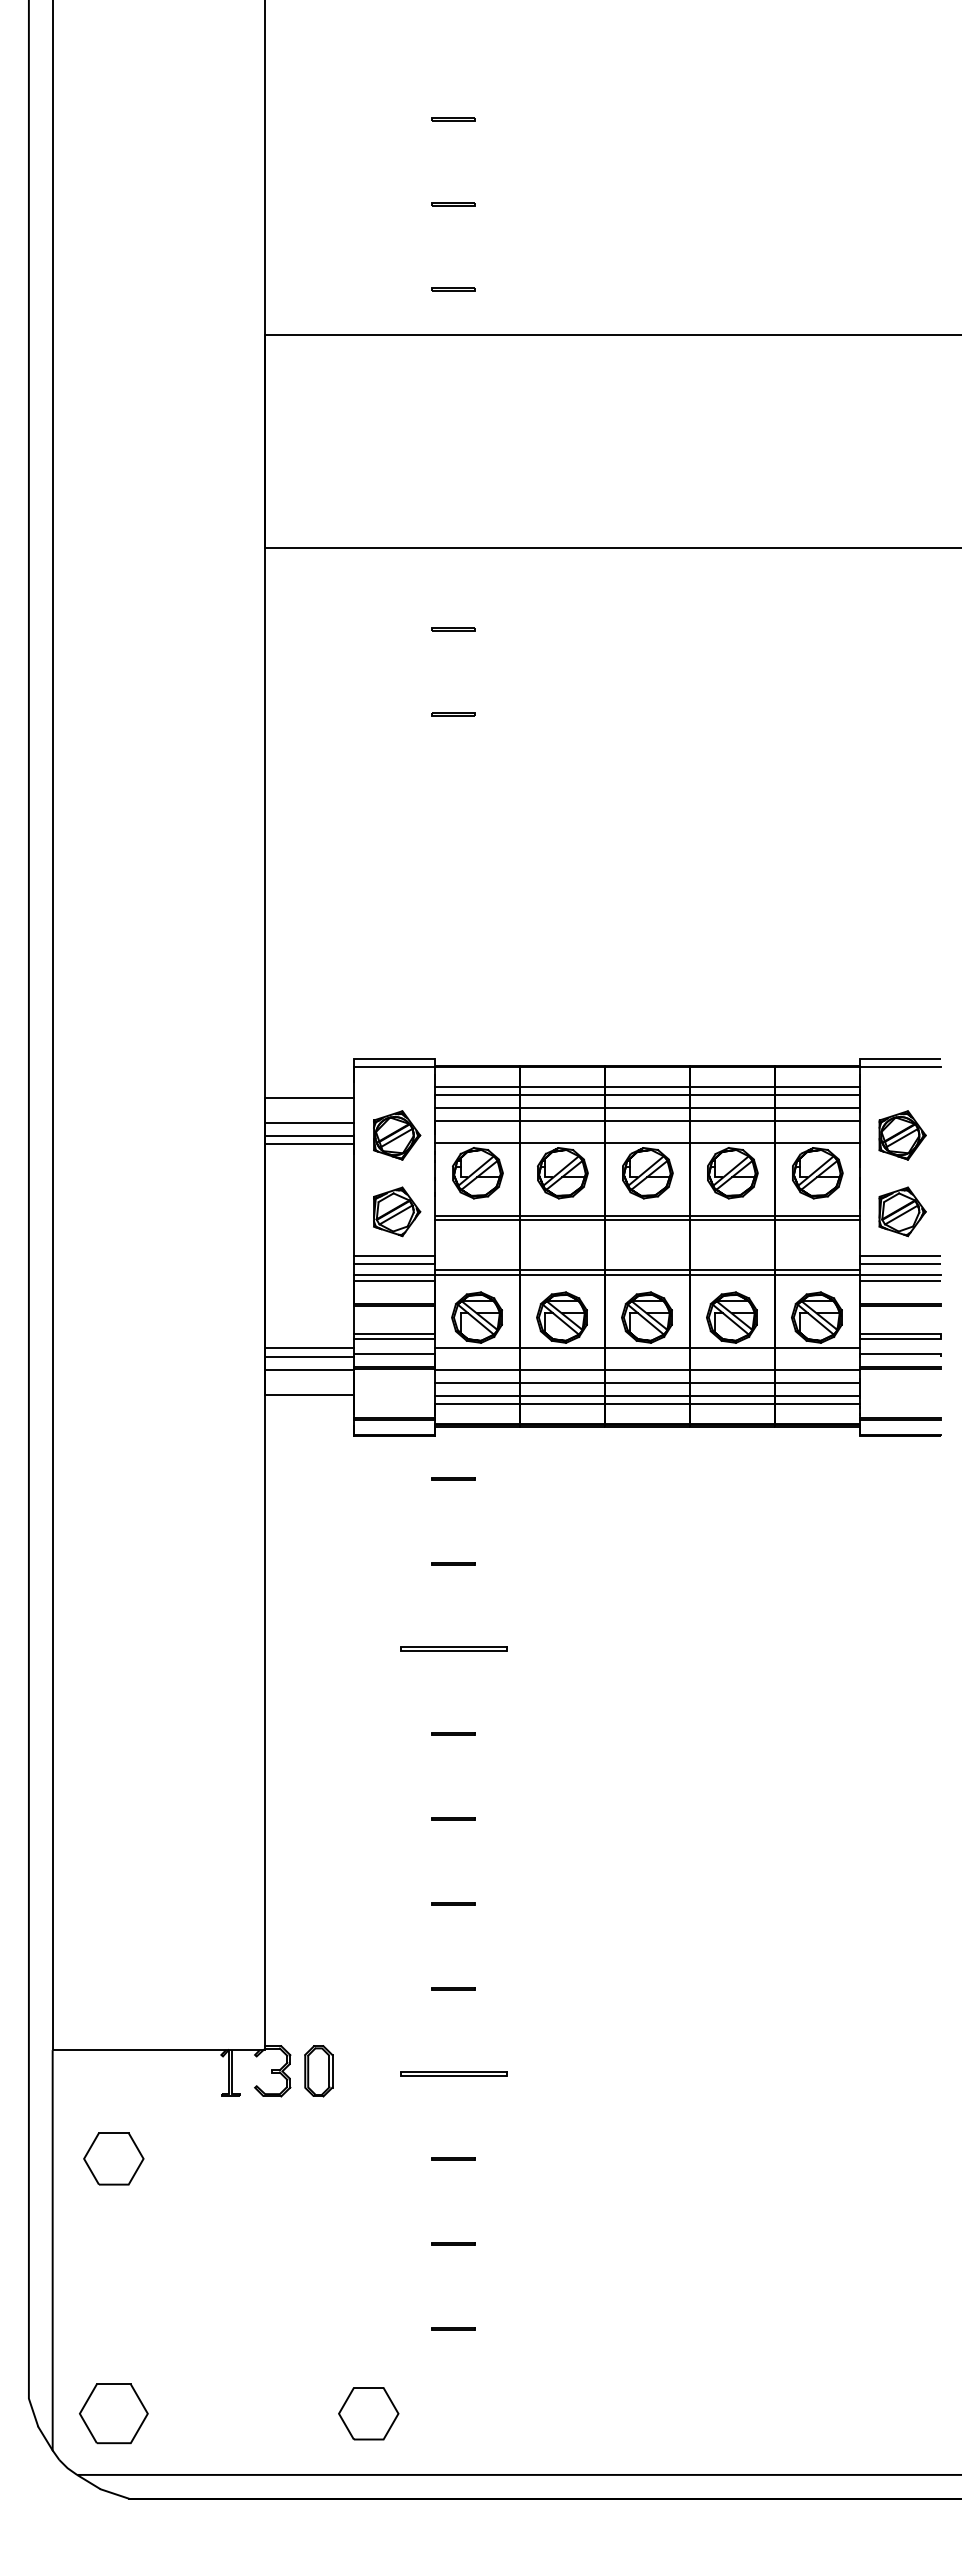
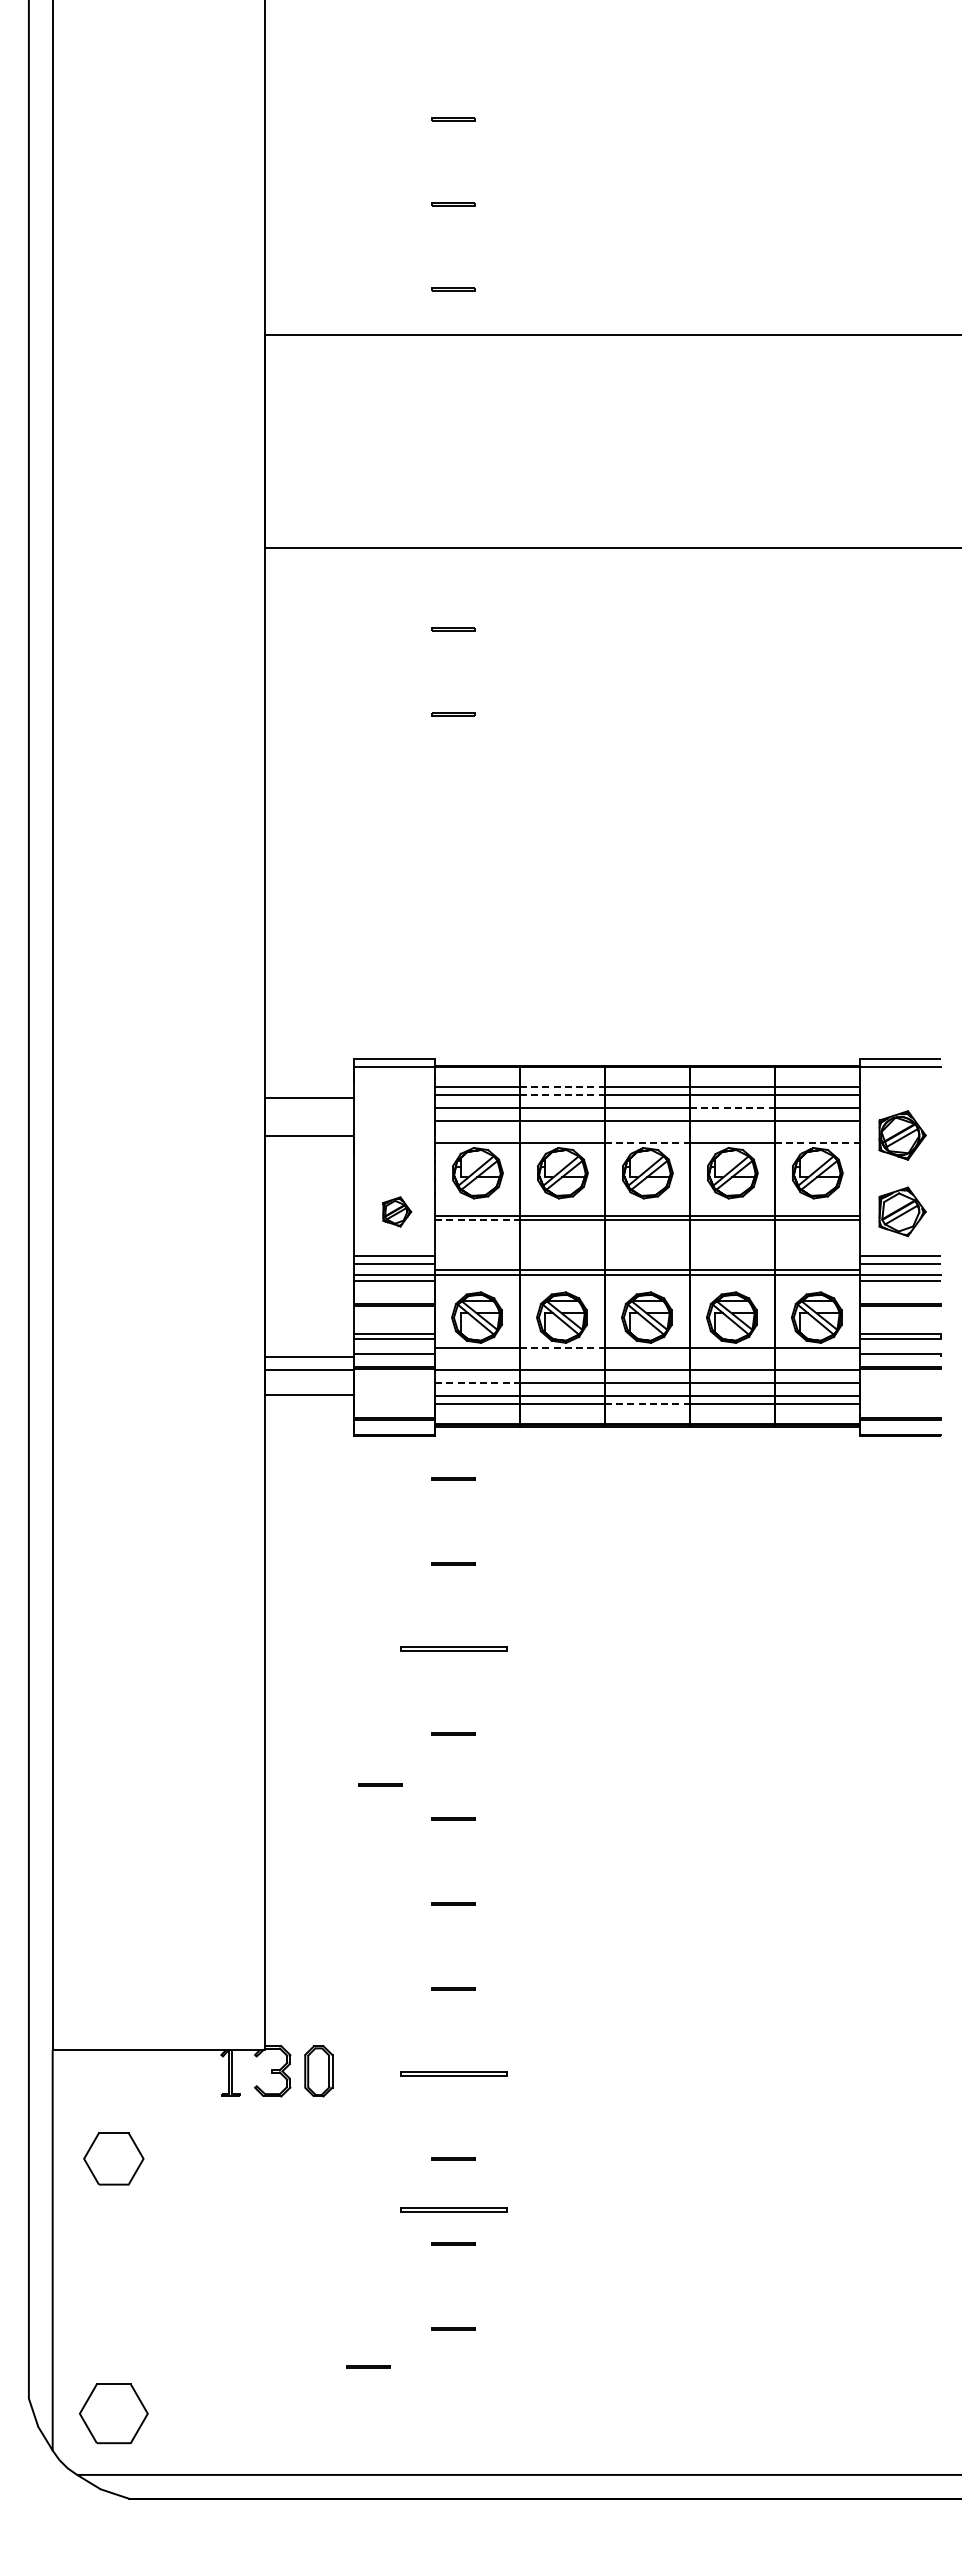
line: solid -> dashed (562, 1086)
line: solid -> dashed (562, 1094)
line: solid -> dashed (732, 1107)
line: present -> none (309, 1123)
part: present -> none (397, 1135)
line: solid -> dashed (647, 1143)
line: solid -> dashed (817, 1143)
line: present -> none (309, 1144)
part size: 49x52 px -> 31x32 px (397, 1211)
line: solid -> dashed (477, 1220)
line: solid -> dashed (562, 1347)
line: present -> none (309, 1348)
line: solid -> dashed (477, 1383)
line: solid -> dashed (647, 1404)
line: none -> present (380, 1784)
part: none -> present (453, 2209)
line: none -> present (368, 2366)
part: present -> none (368, 2413)
